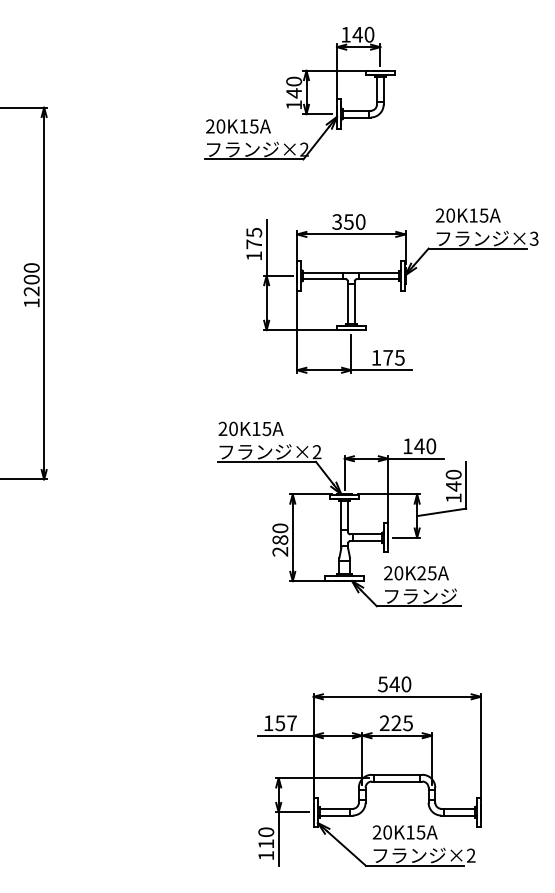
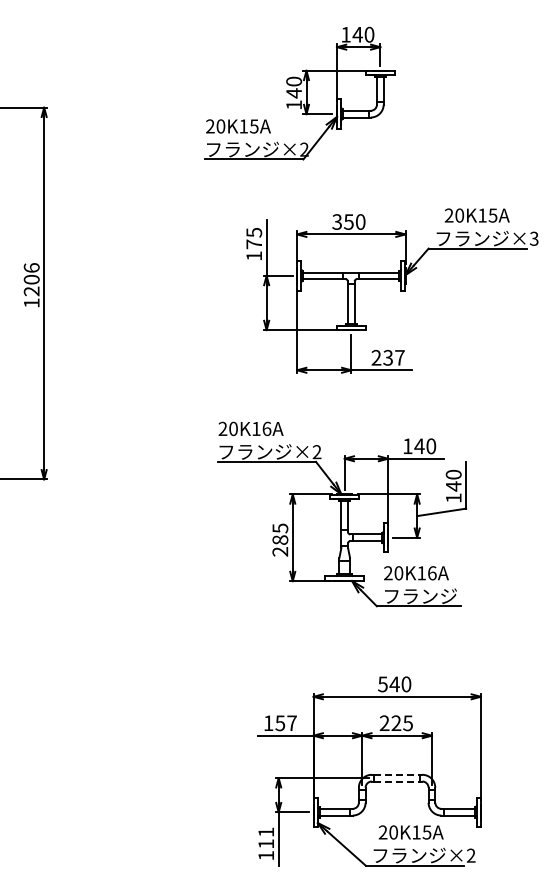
text position: (467, 215) -> (476, 215) (476, 215)
text: 1200 -> 1206 (31, 267)
text: 175 -> 237 (387, 357)
text: 20K15A -> 20K16A (266, 428)
text: 280 -> 285 (280, 528)
text: 20K25A -> 20K16A (426, 573)
line: solid -> dashed (397, 774)
line: solid -> dashed (397, 781)
text: 110 -> 111 (266, 831)
text position: (404, 832) -> (410, 832) (410, 832)
